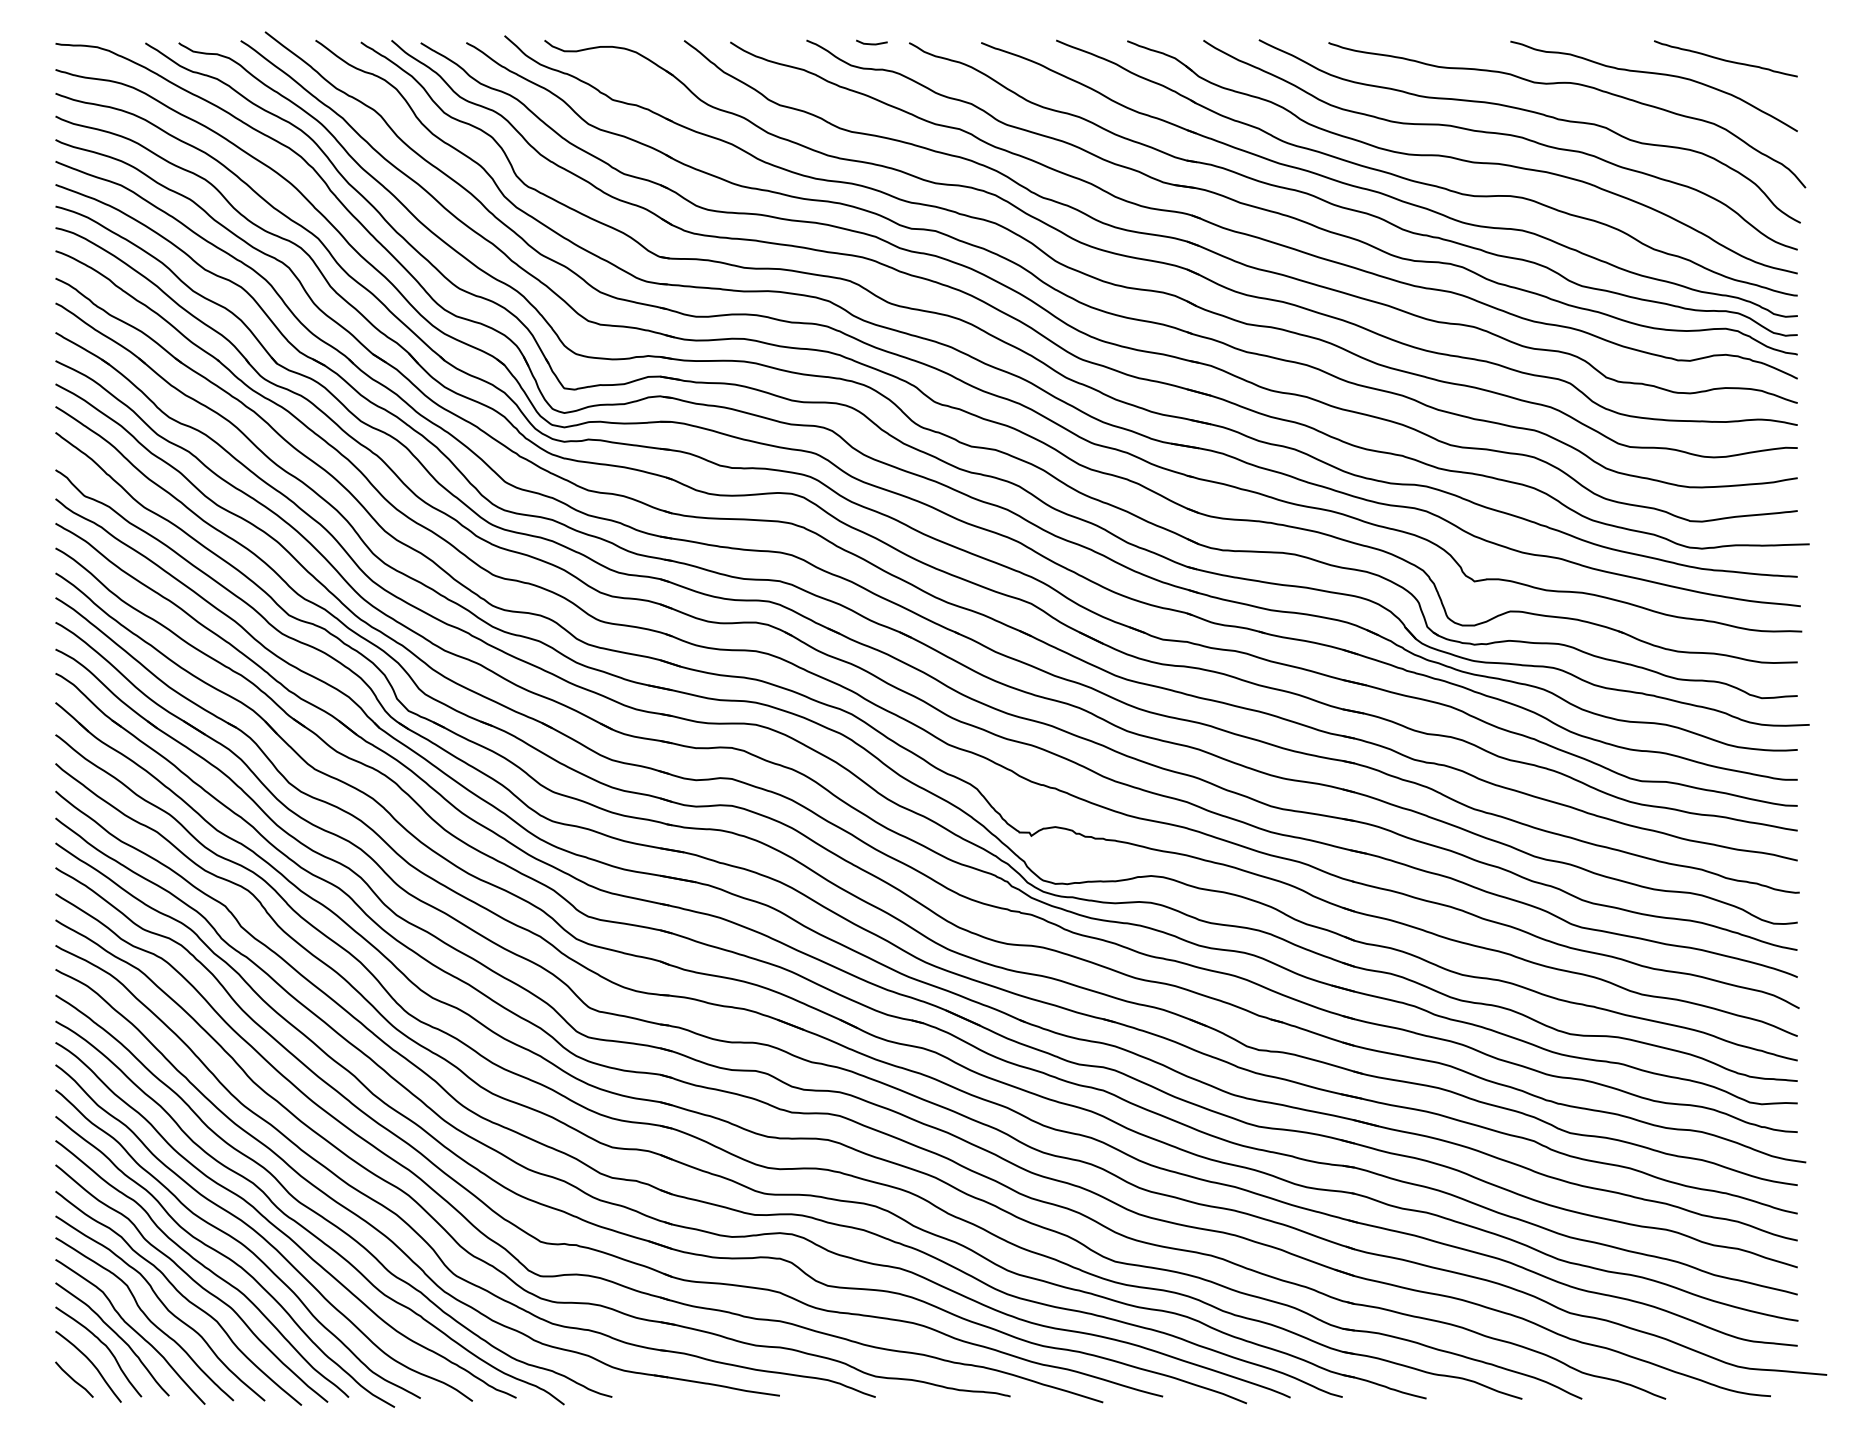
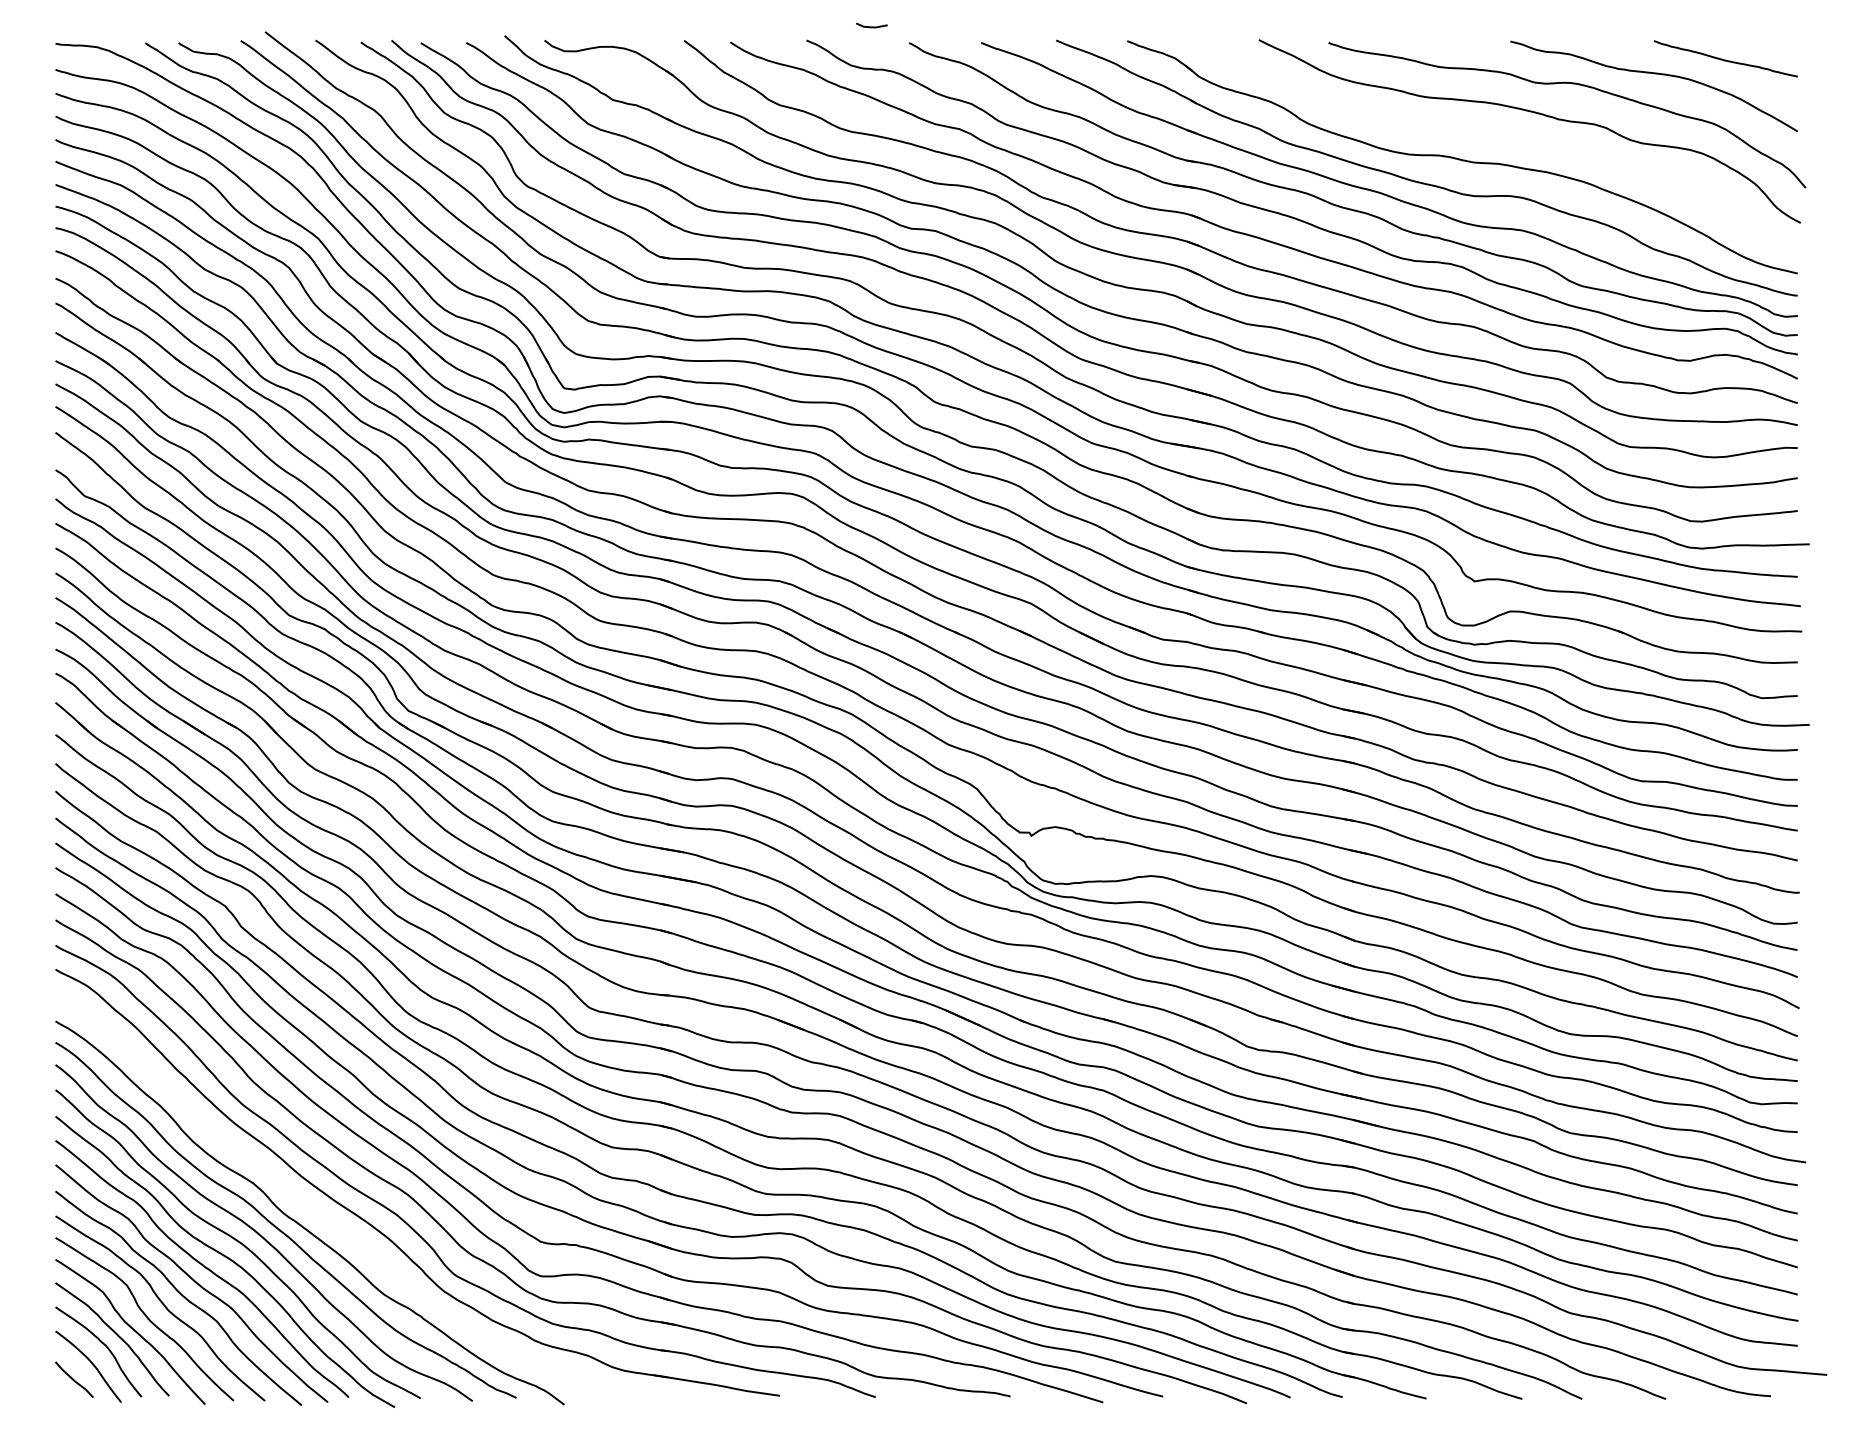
line position: (871, 43) -> (871, 26) (871, 26)
curve: present -> none (1503, 135)
curve: present -> none (320, 1214)
